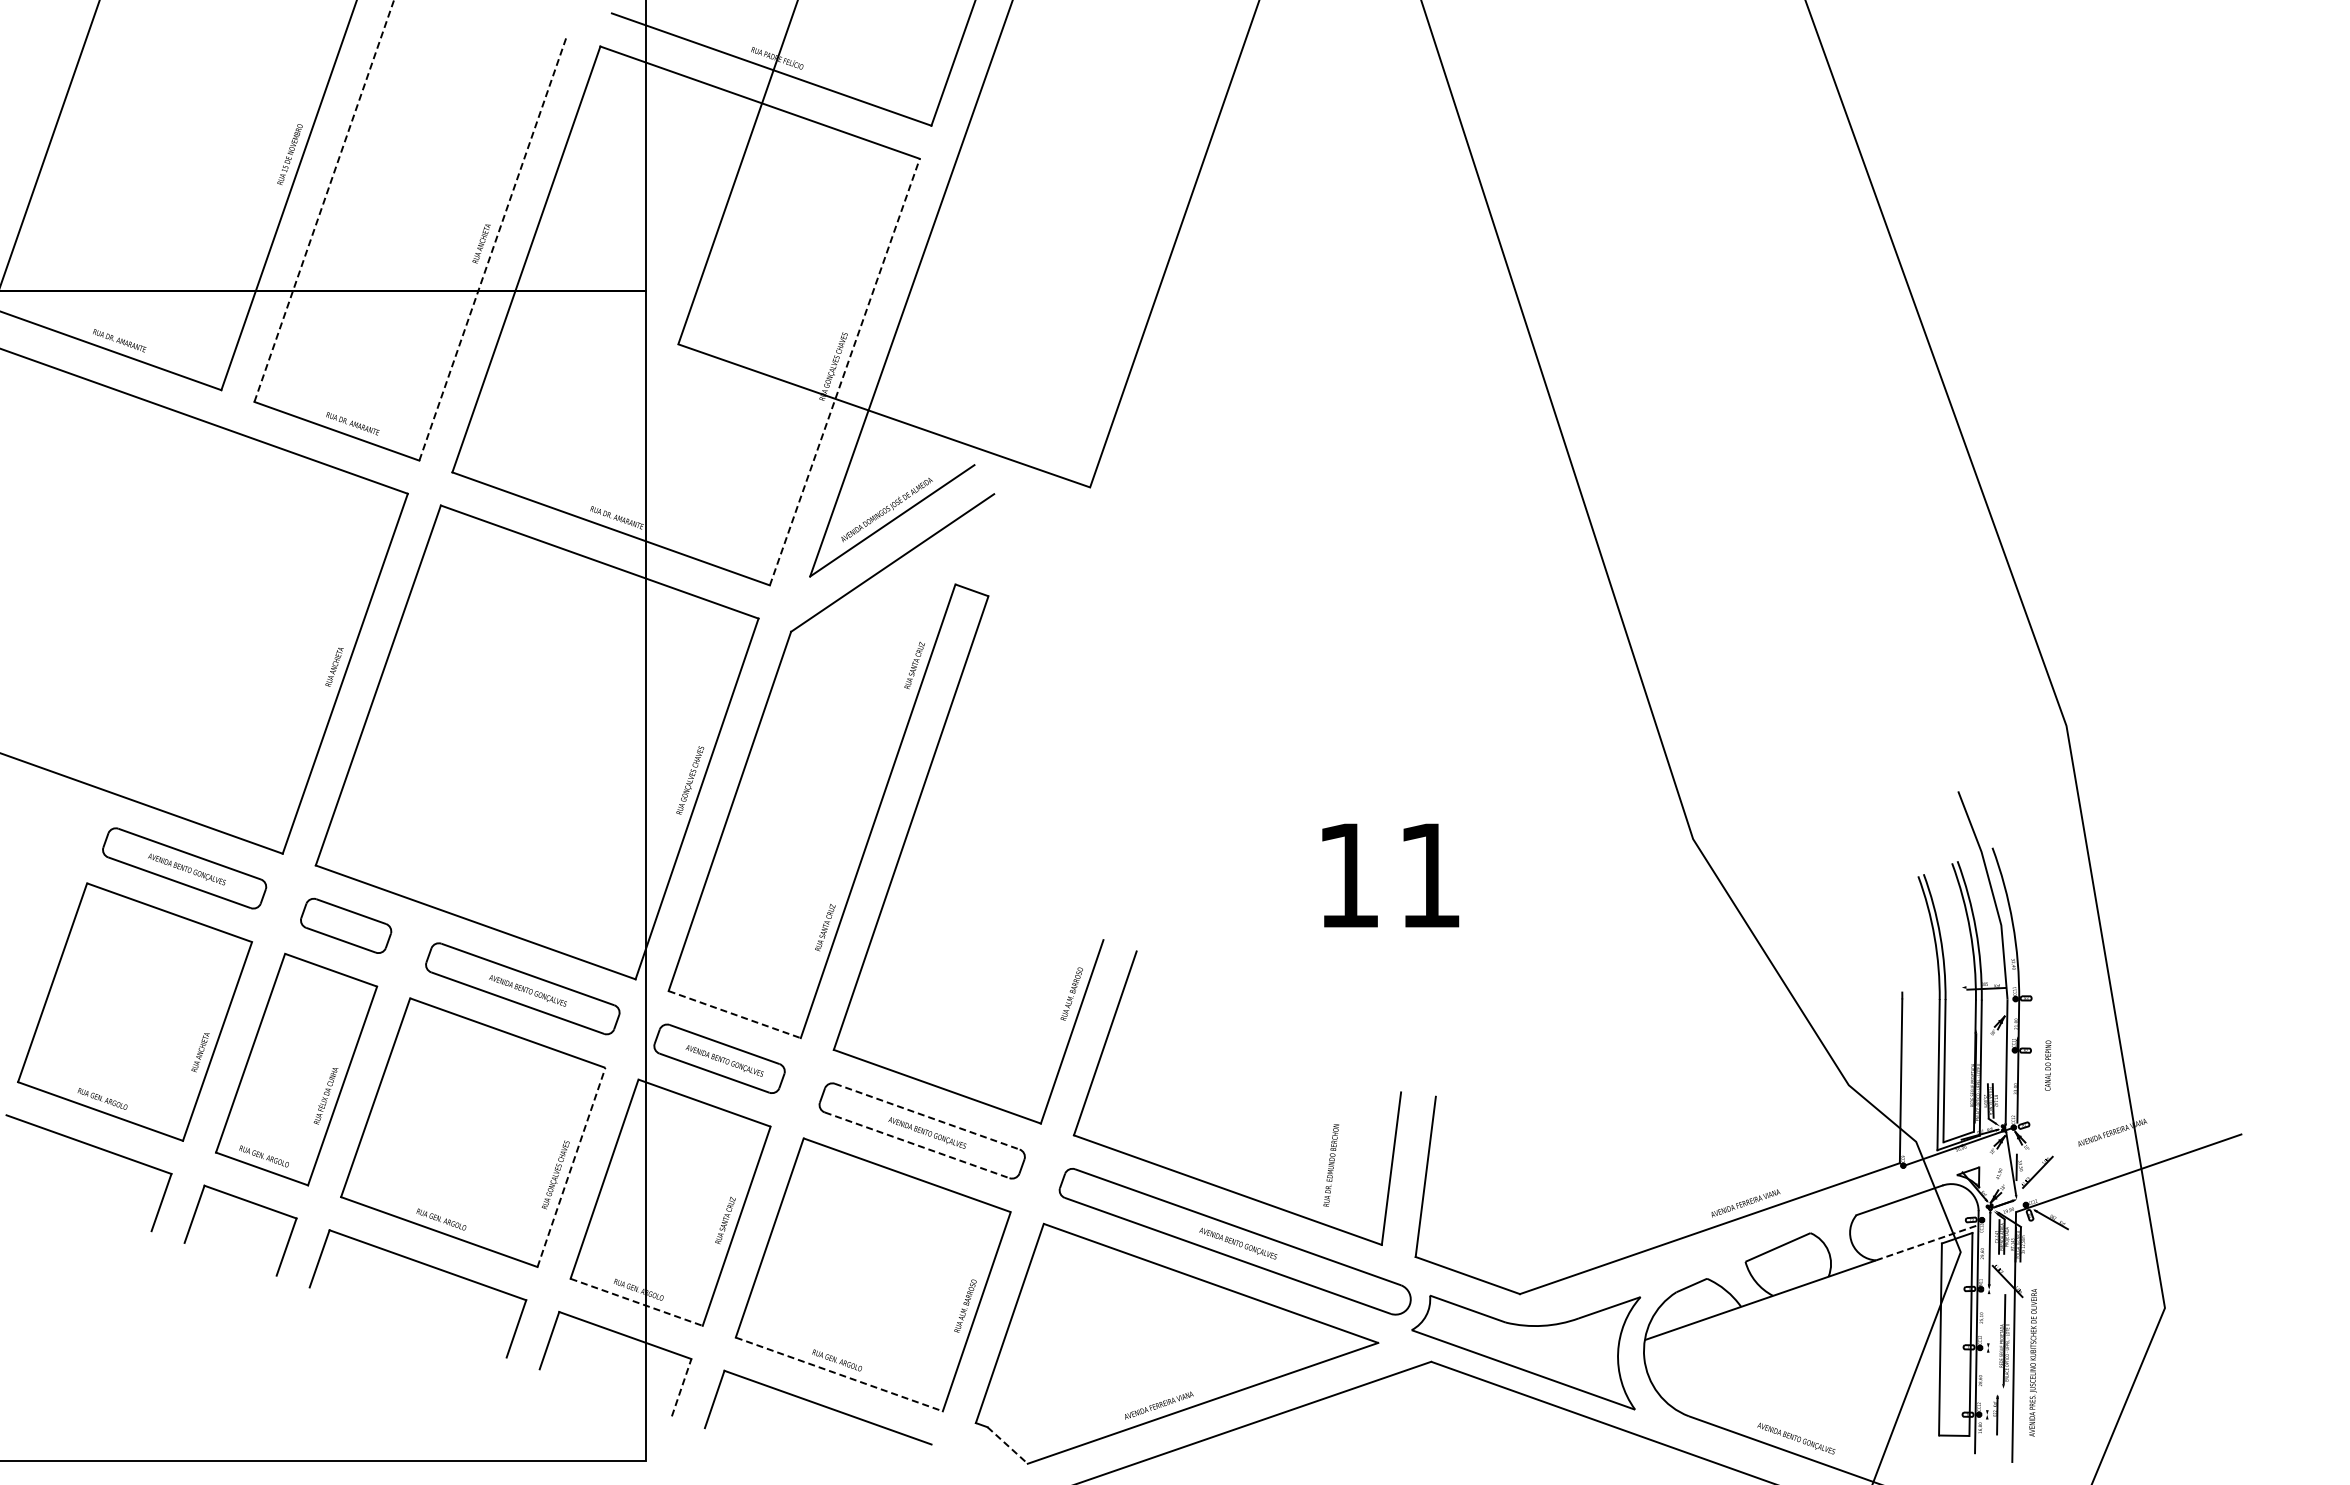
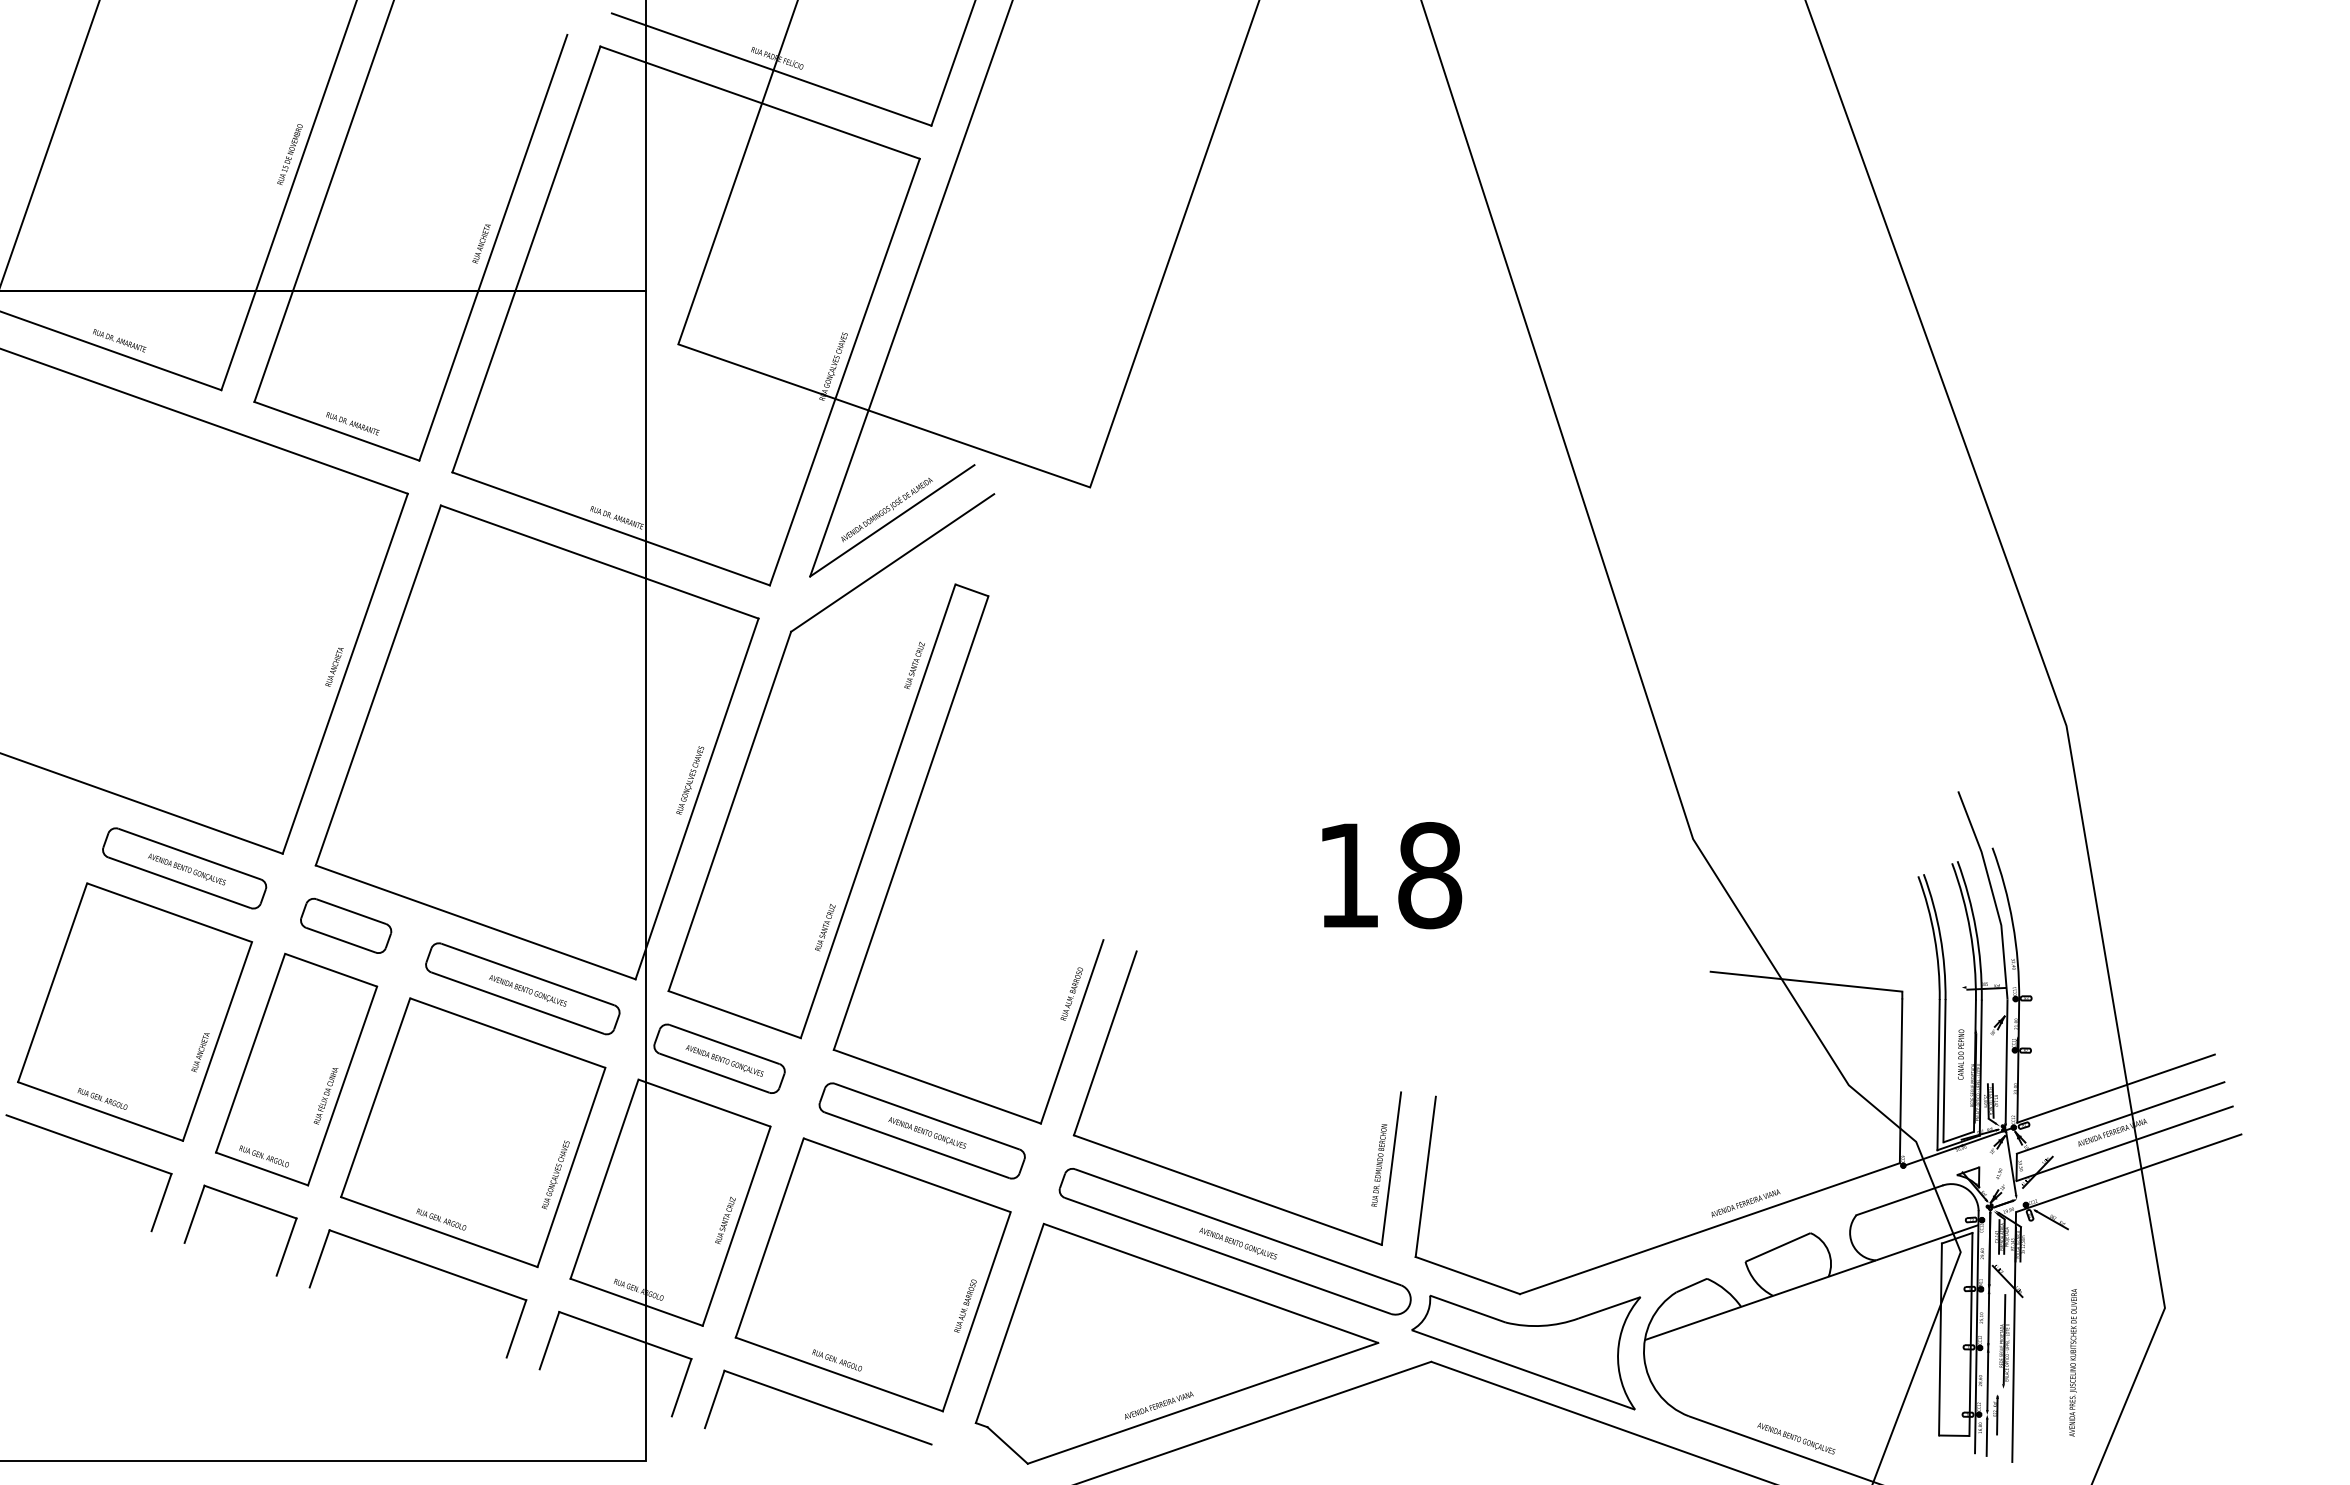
line: dashed -> solid (324, 201)
line: dashed -> solid (493, 247)
line: dashed -> solid (845, 371)
text: 11 -> 18 (1430, 875)
line: none -> present (1806, 981)
line: dashed -> solid (735, 1014)
text position: (2048, 1065) -> (1961, 1054) (1961, 1054)
line: none -> present (2115, 1088)
line: dashed -> solid (927, 1116)
line: none -> present (2120, 1117)
line: none -> present (2124, 1143)
line: dashed -> solid (917, 1145)
text position: (1330, 1165) -> (1378, 1165) (1378, 1165)
line: dashed -> solid (571, 1166)
line: dashed -> solid (1927, 1242)
line: dashed -> solid (637, 1302)
line: none -> present (1988, 1311)
text position: (2032, 1362) -> (2072, 1362) (2072, 1362)
line: dashed -> solid (839, 1374)
line: dashed -> solid (681, 1387)
line: none -> present (1986, 1437)
line: dashed -> solid (1008, 1445)
